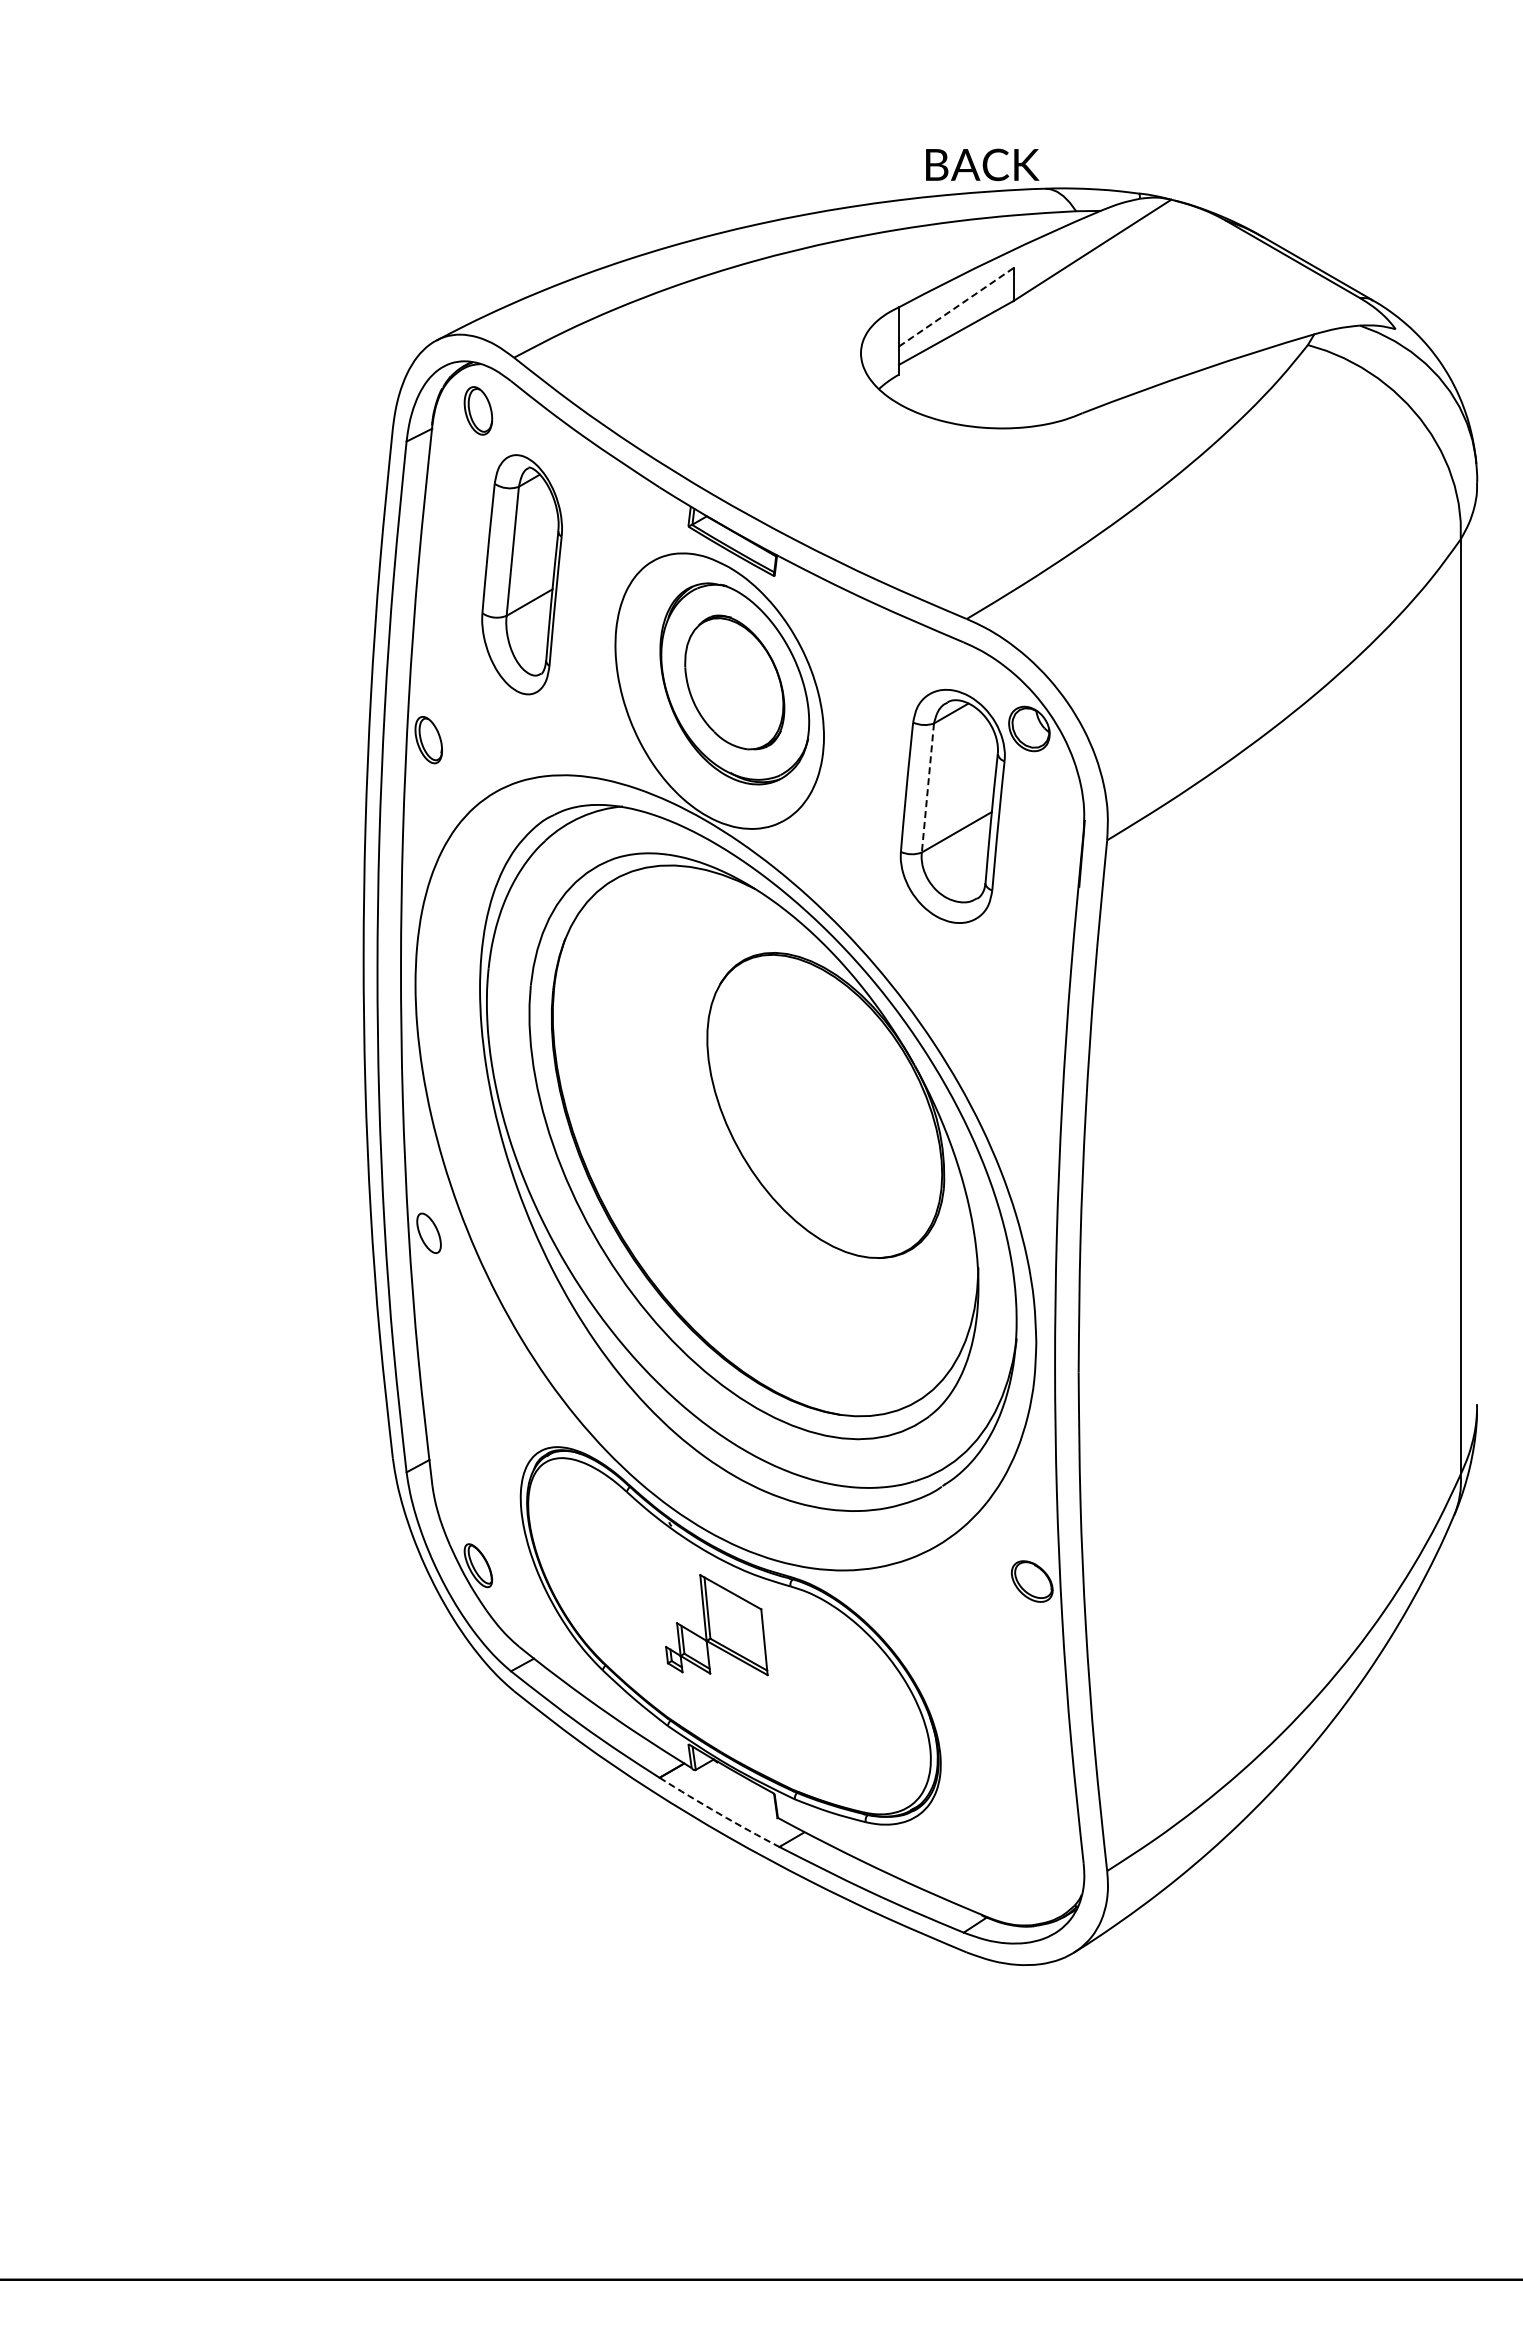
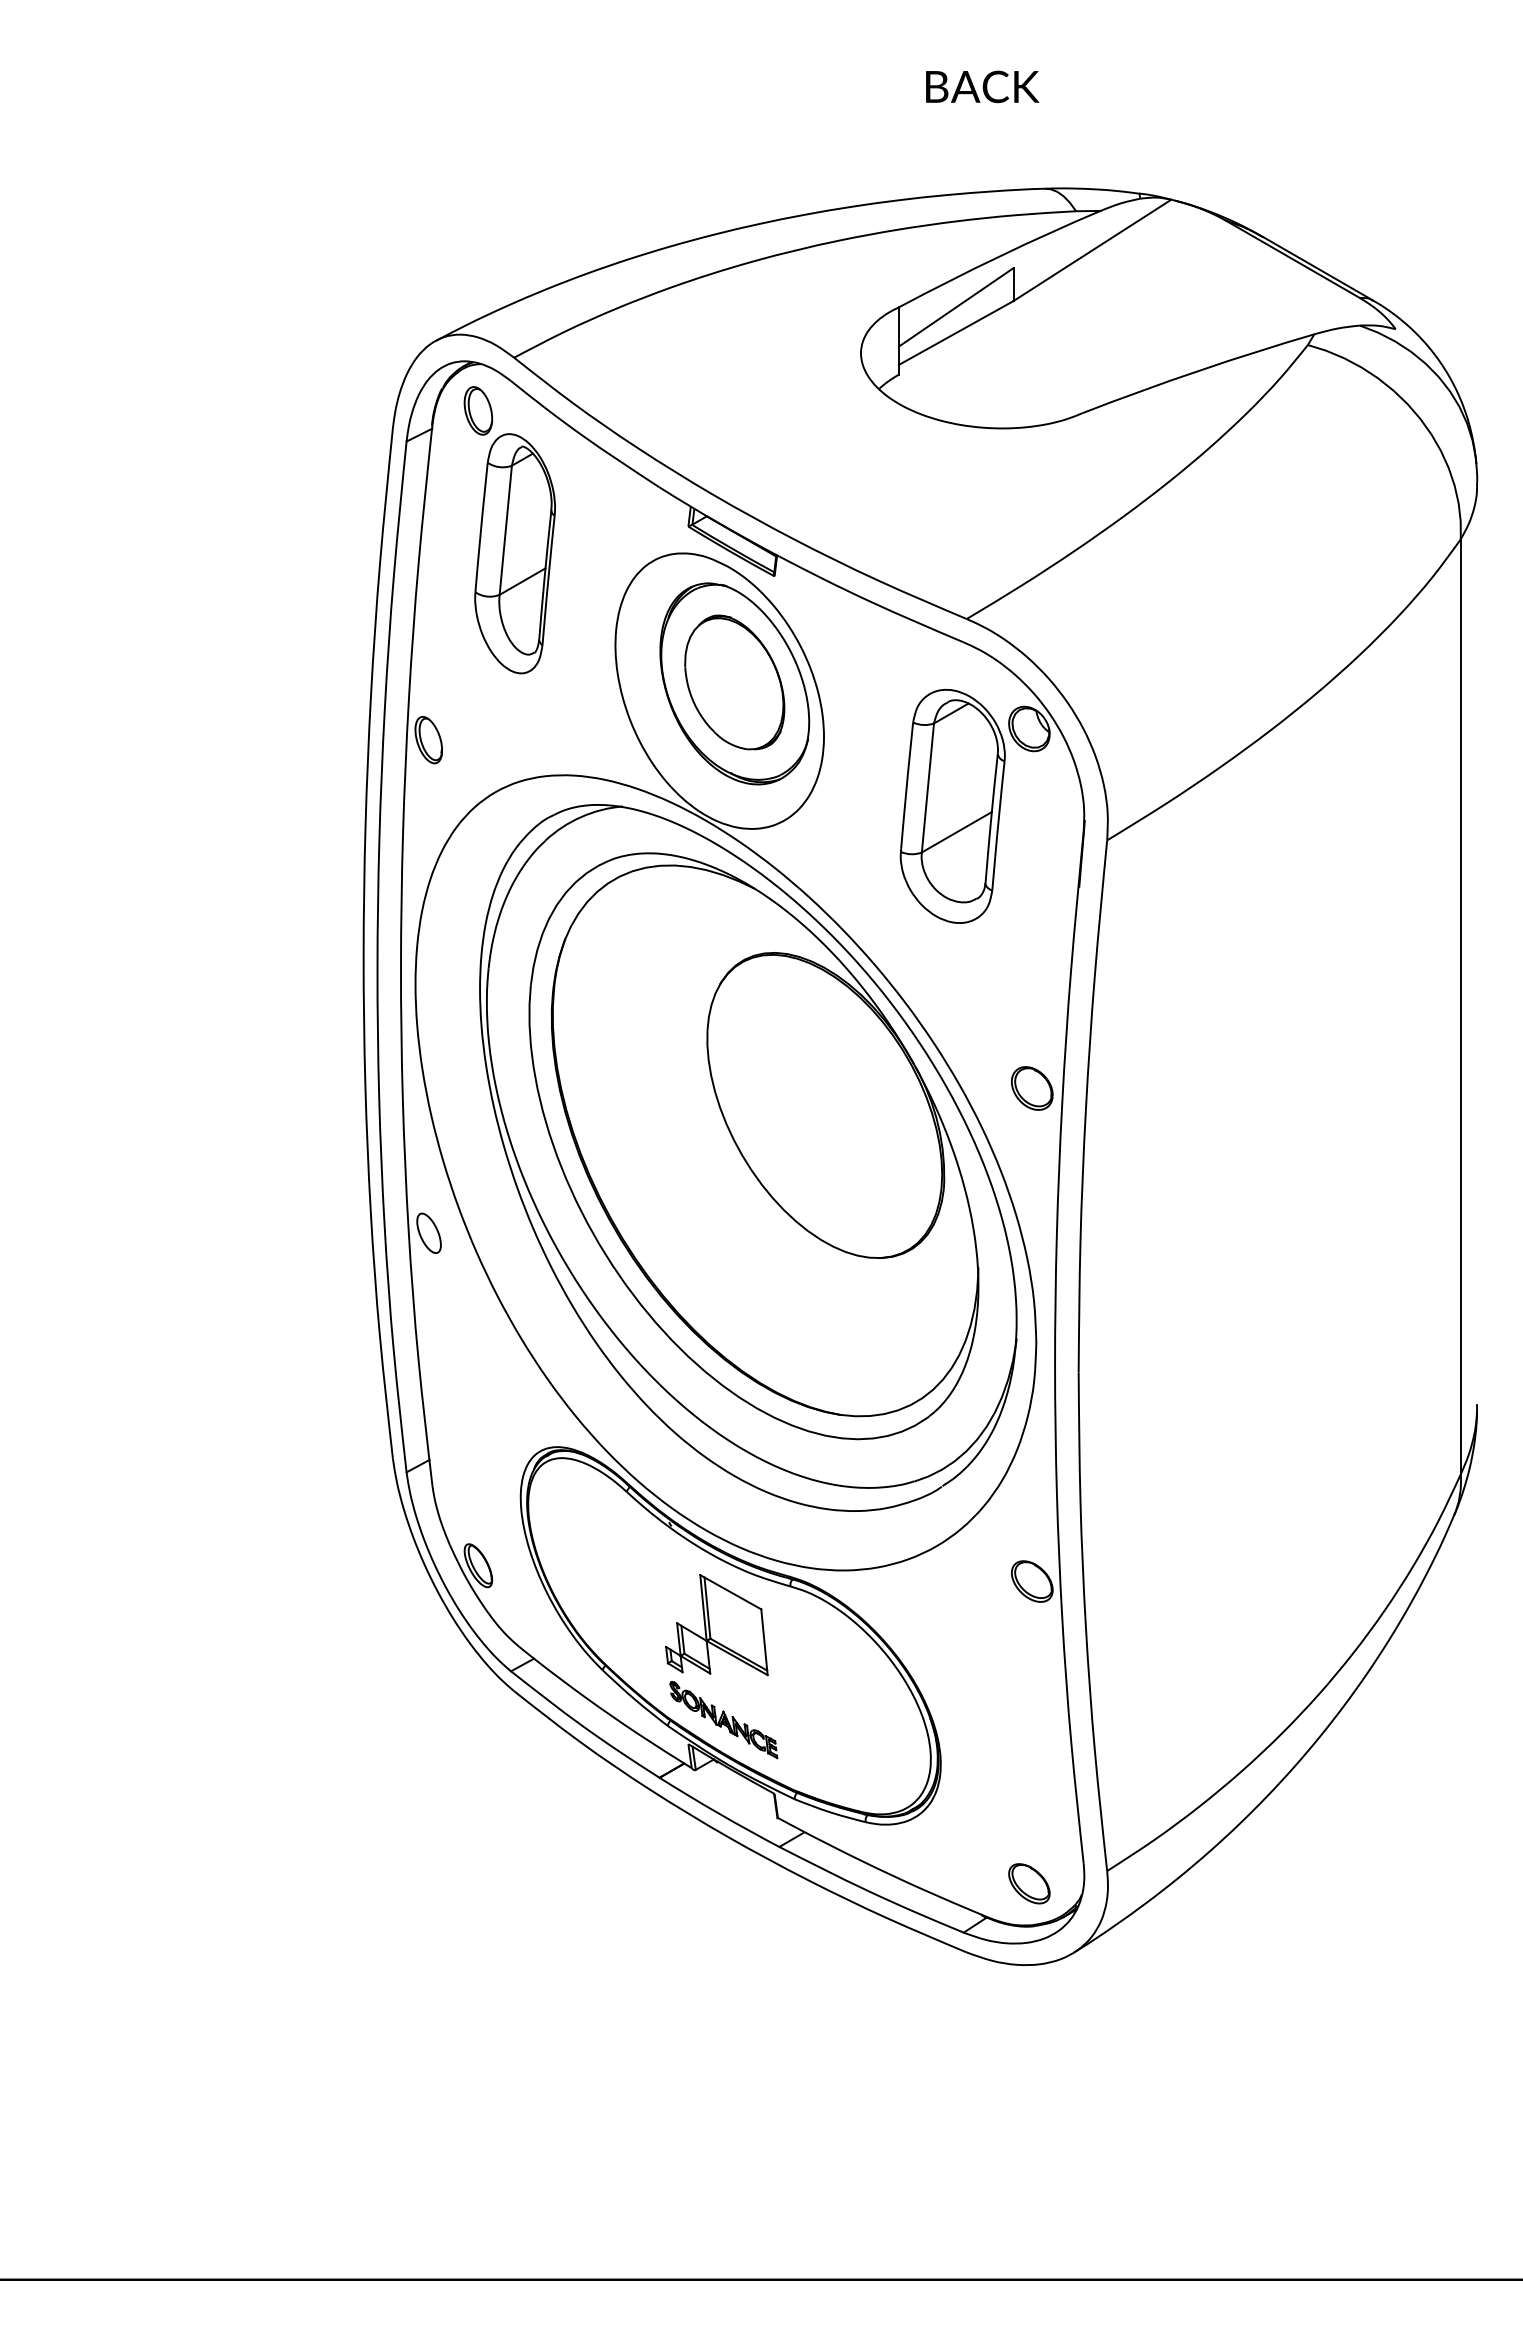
text position: (982, 164) -> (982, 86) (982, 86)
line: dashed -> solid (956, 307)
part position: (521, 574) -> (514, 553) (514, 553)
line: dashed -> solid (927, 787)
part: none -> present (1032, 1088)
part: none -> present (723, 1720)
arc: dashed -> solid (718, 1813)
part: none -> present (1029, 1883)
